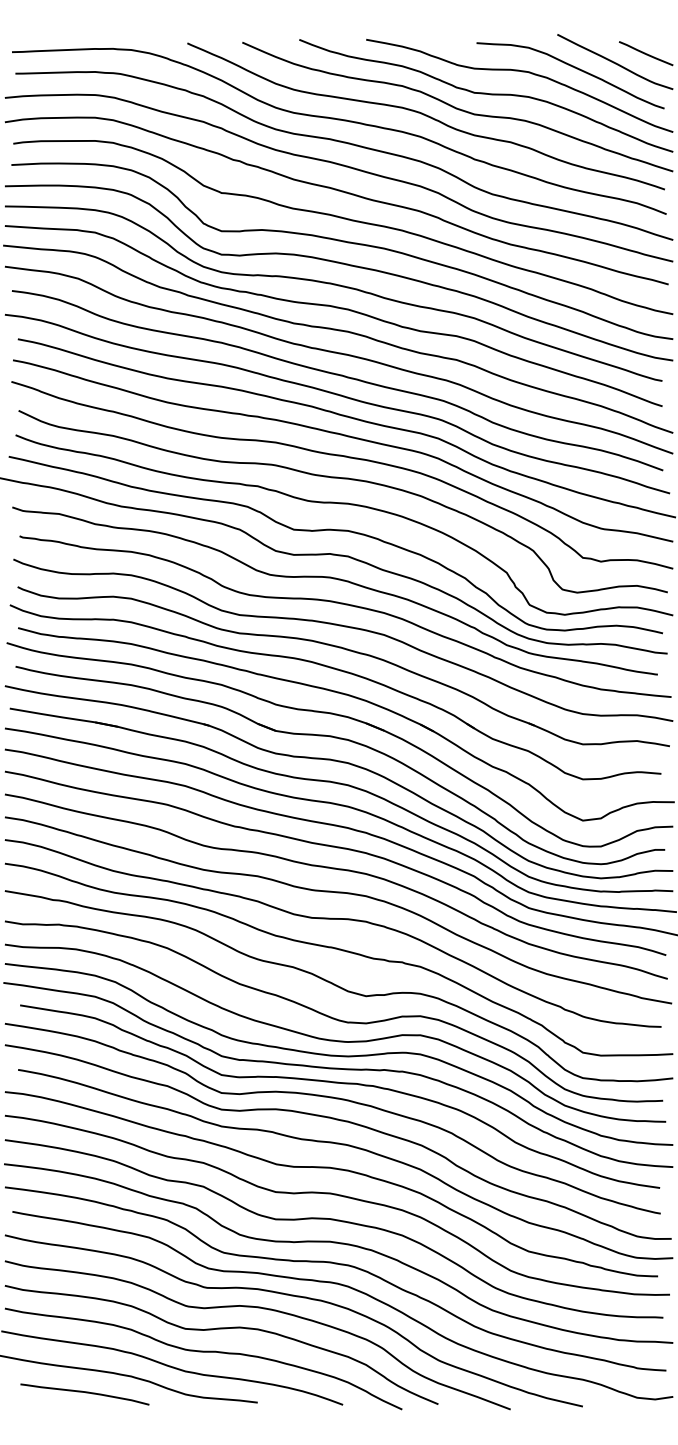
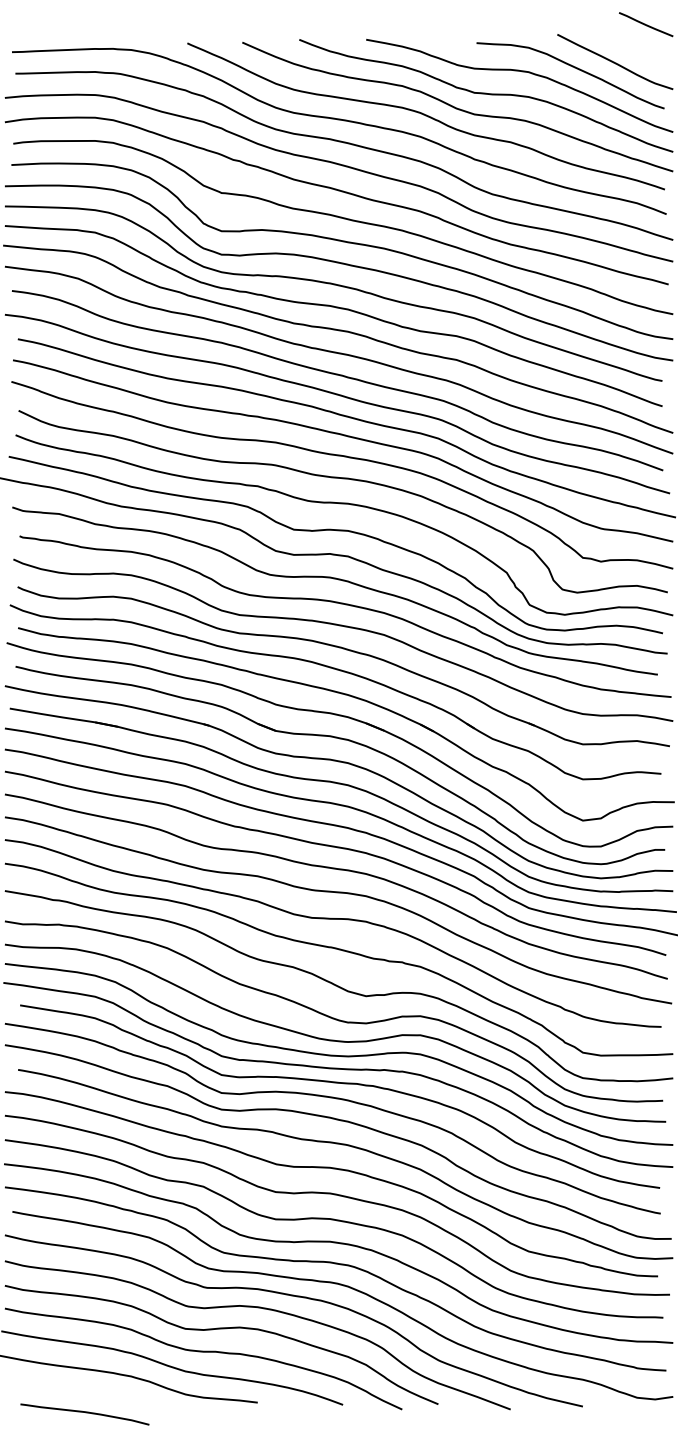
line position: (646, 53) -> (646, 24) (646, 24)
curve position: (85, 1393) -> (85, 1413) (85, 1413)
